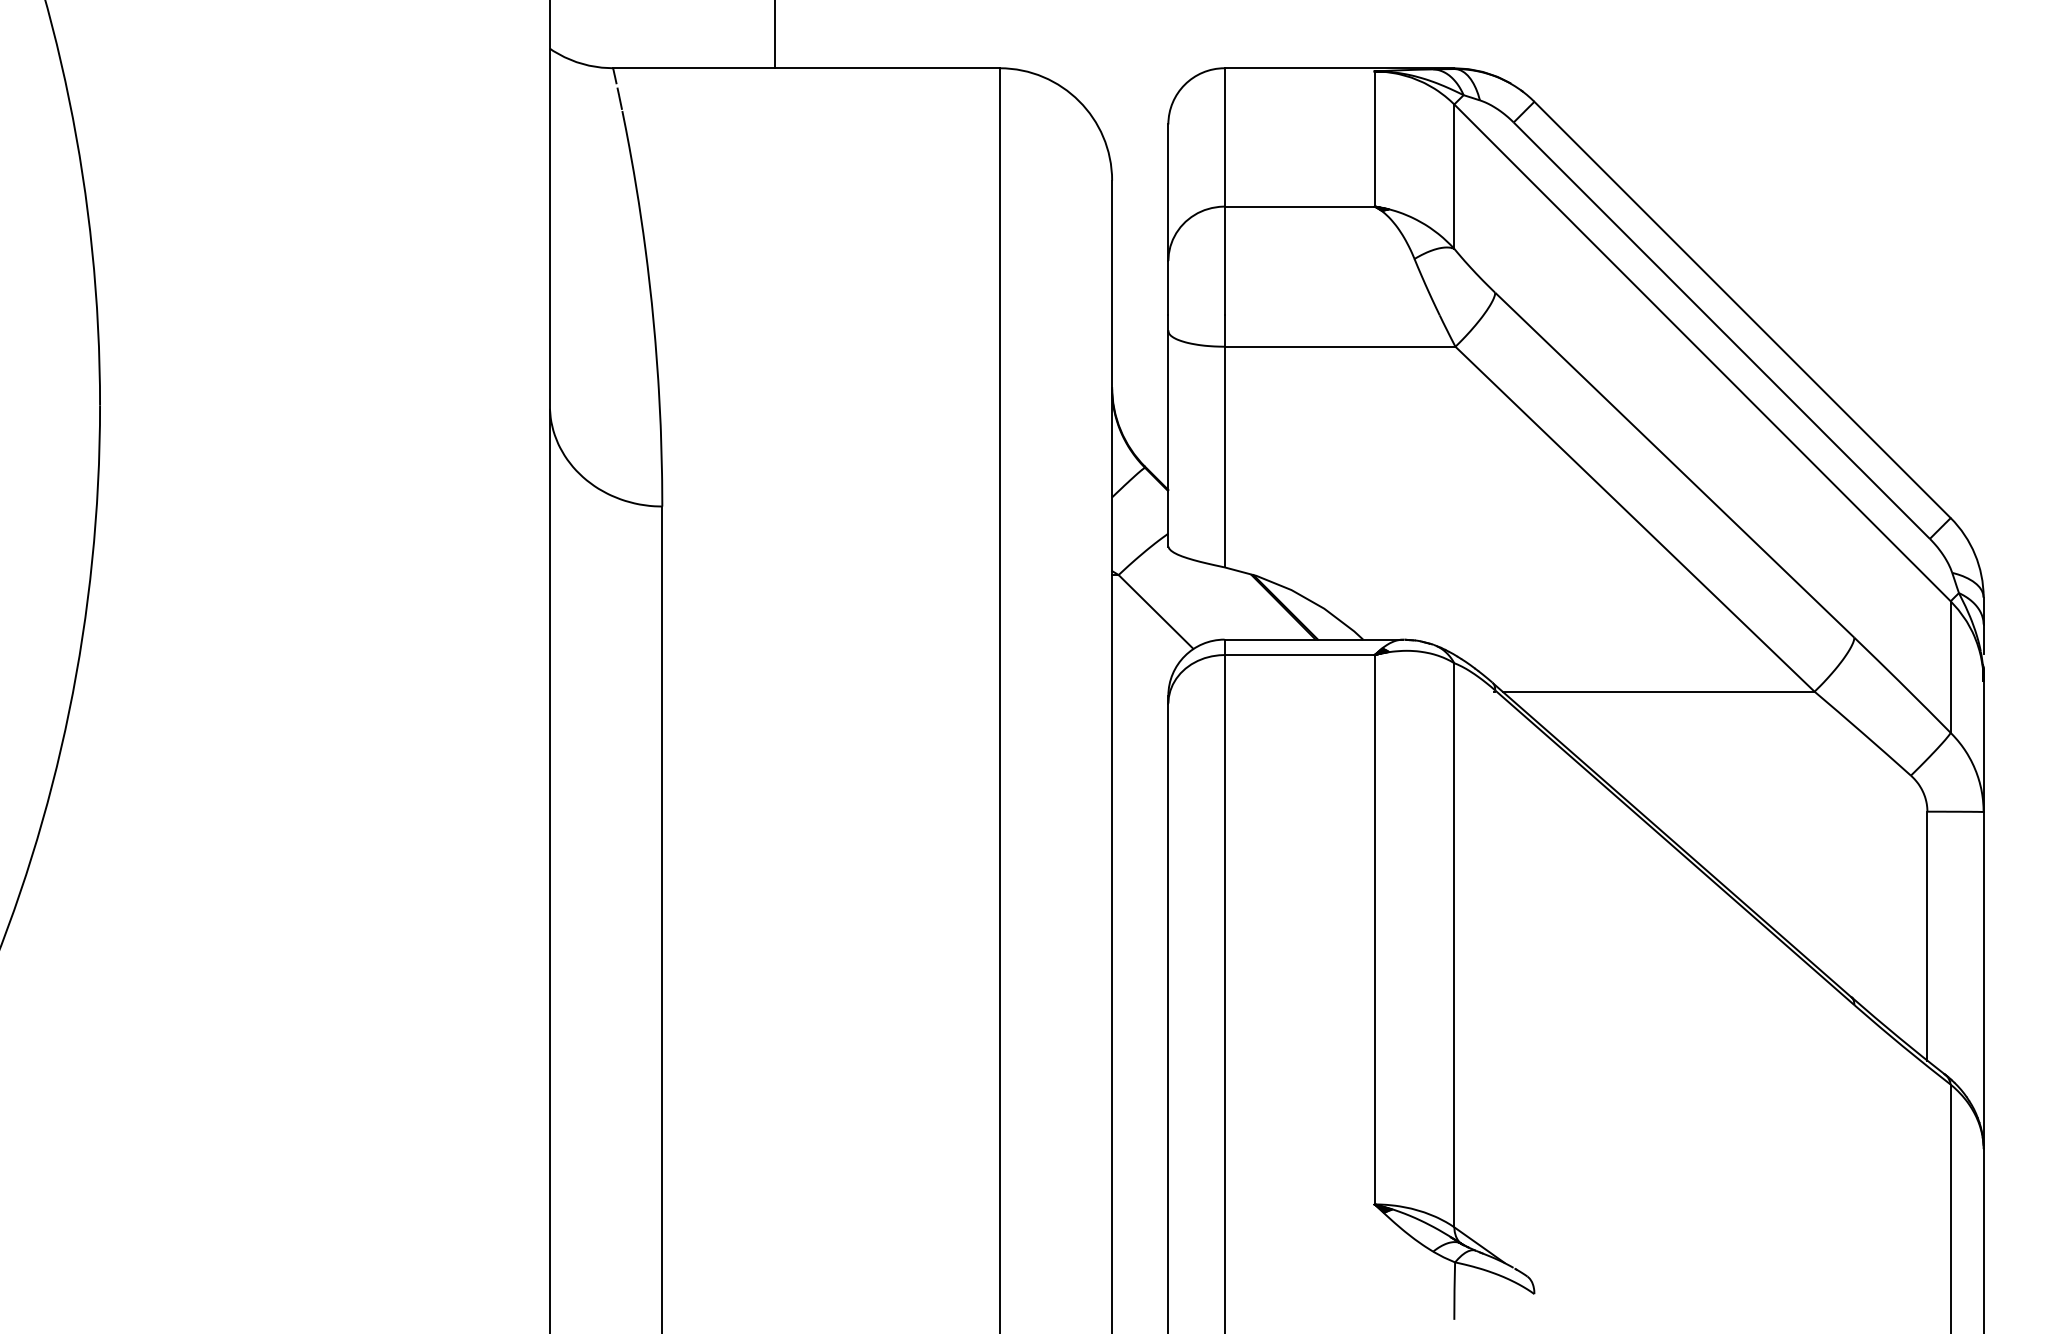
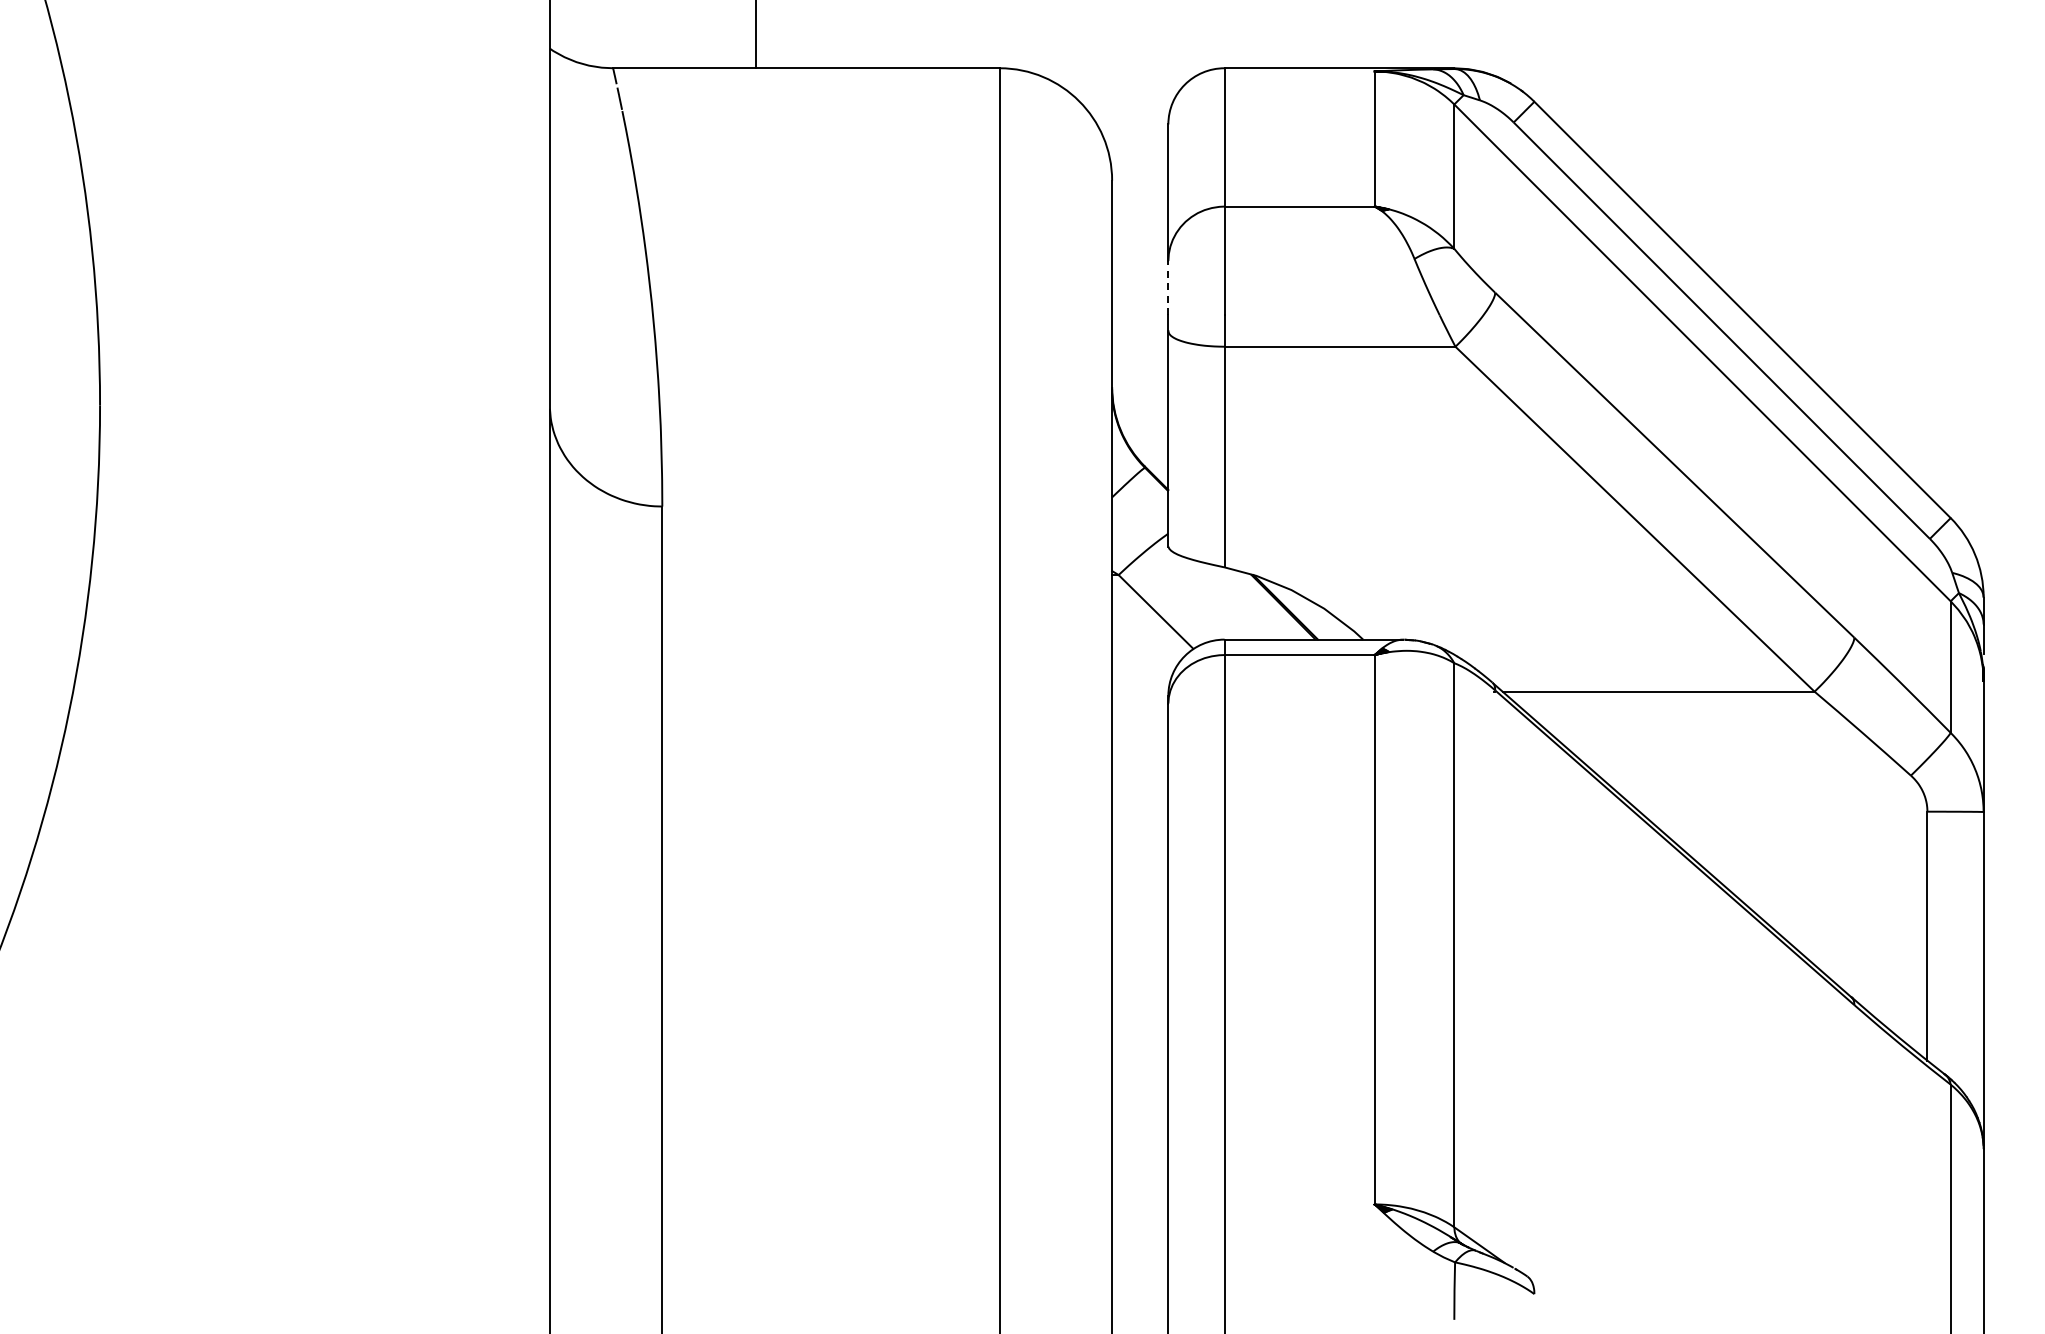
line position: (774, 35) -> (755, 35) (755, 35)
line: solid -> dashed (1168, 287)
